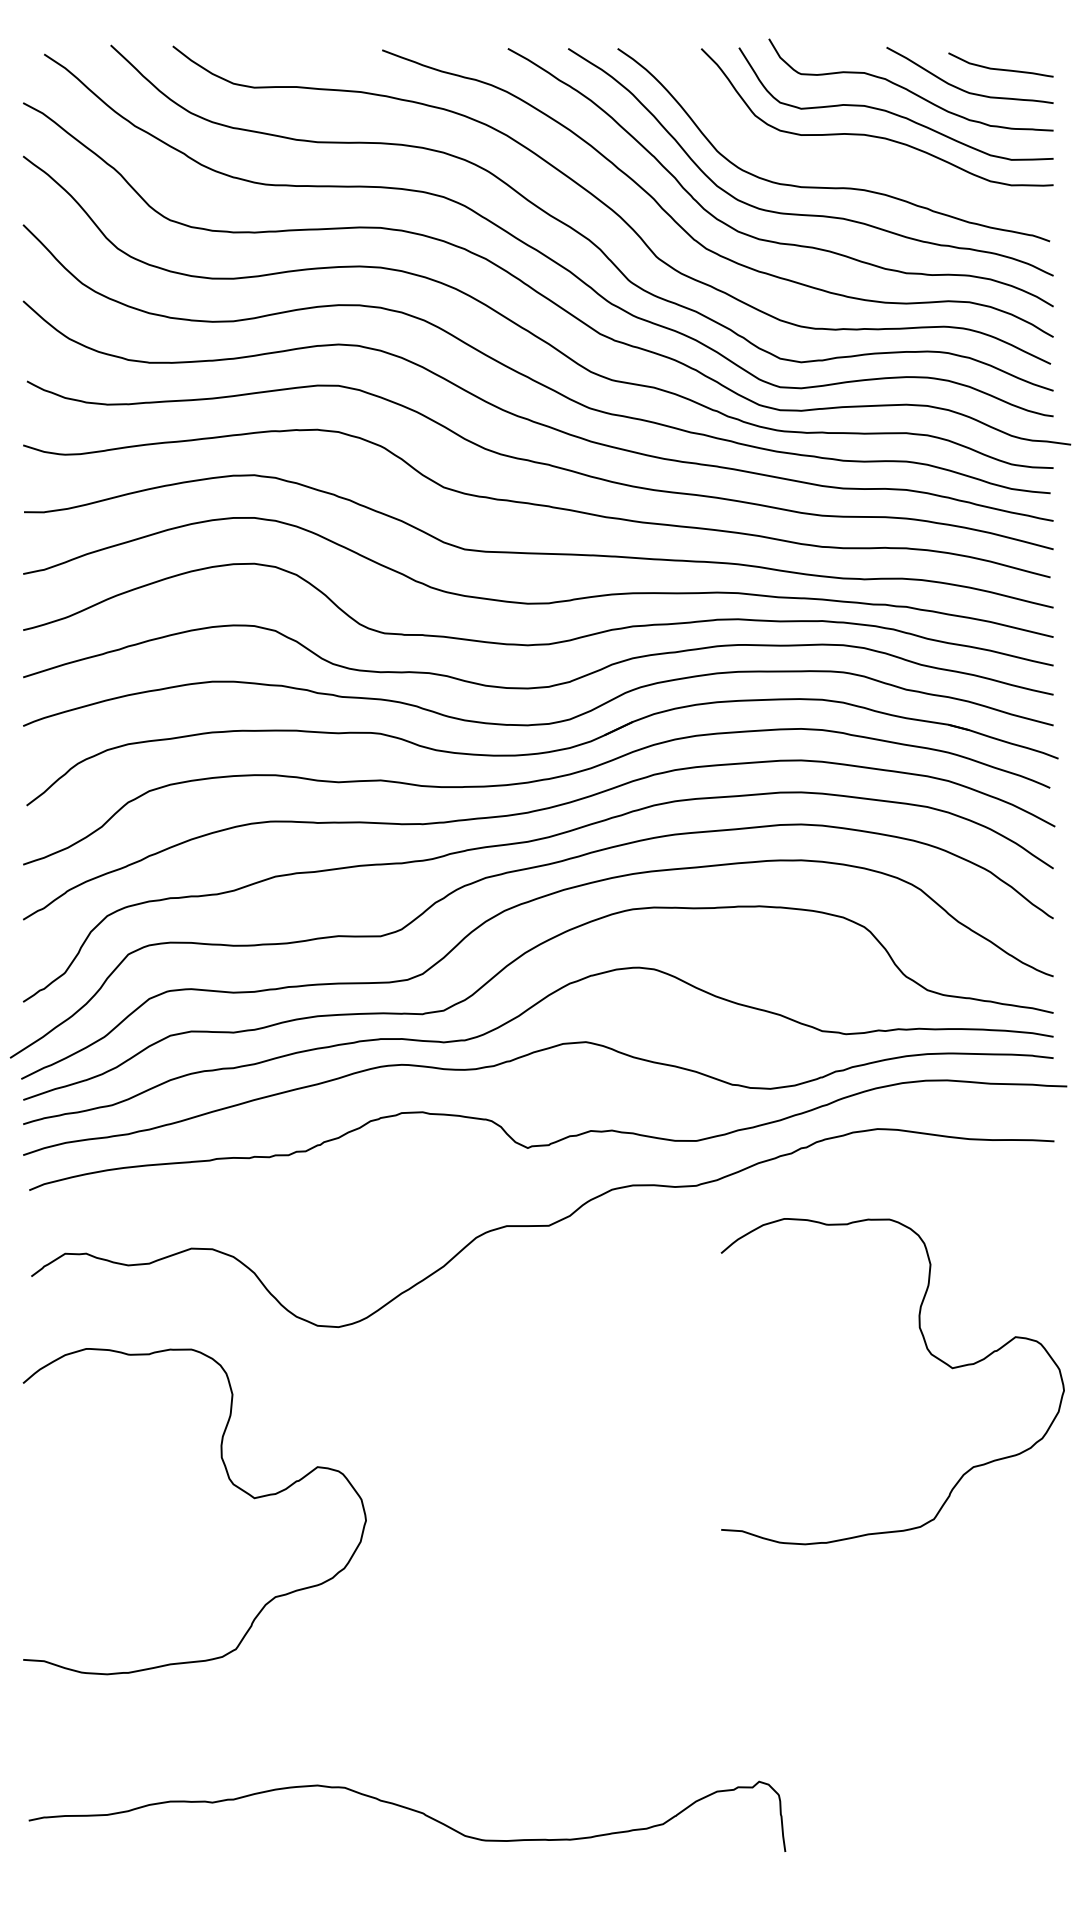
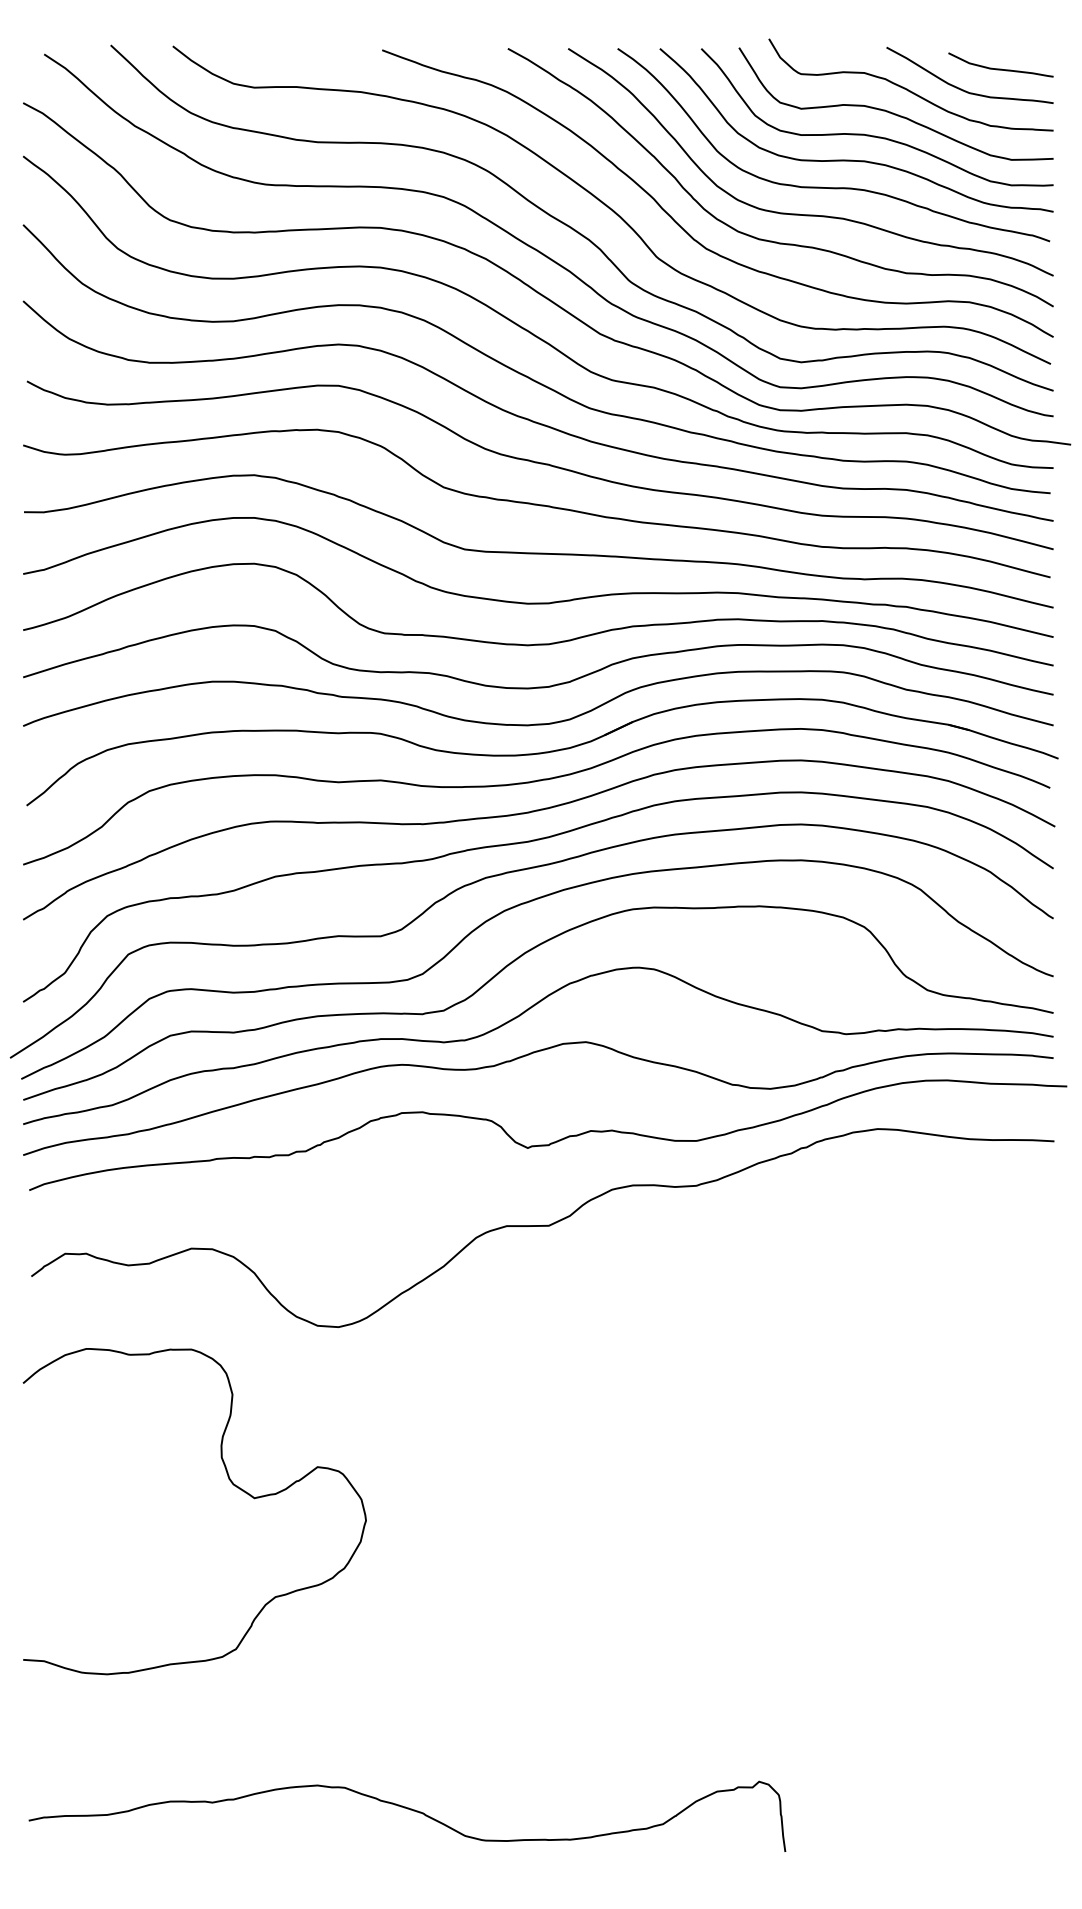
curve: none -> present (852, 159)
curve: present -> none (928, 1352)
